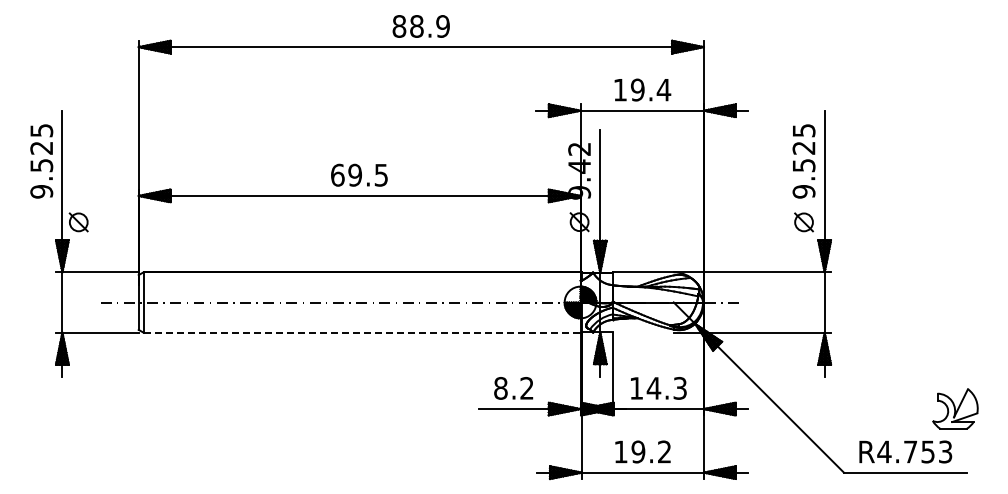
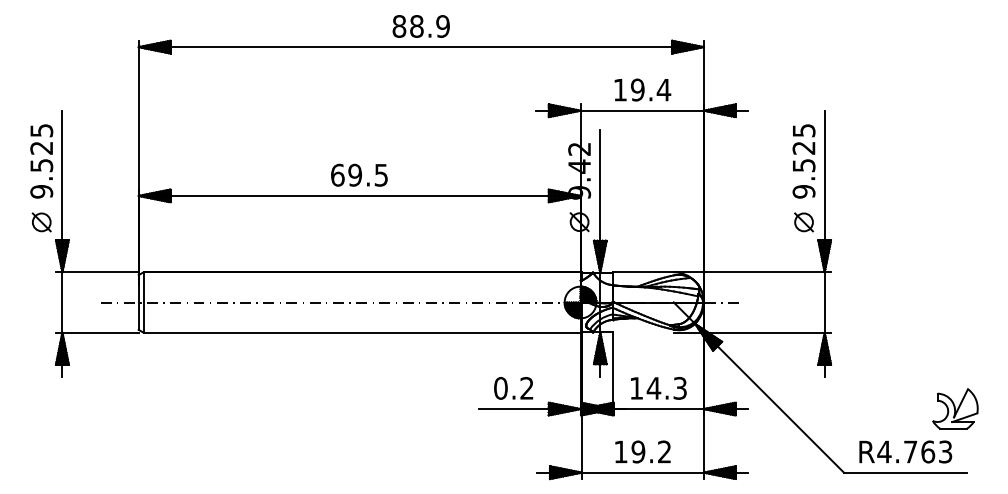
part position: (78, 222) -> (41, 222) (41, 222)
line: dashed -> solid (362, 332)
text: 8.2 -> 0.2 (500, 388)
text: R4.753 -> R4.763 (928, 451)
